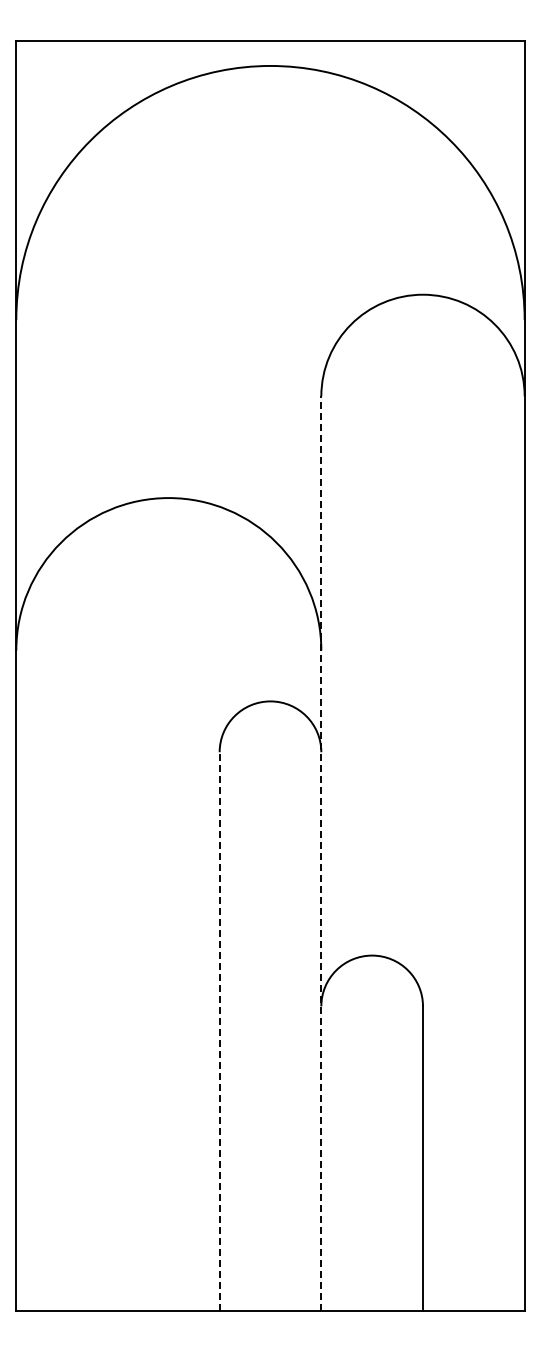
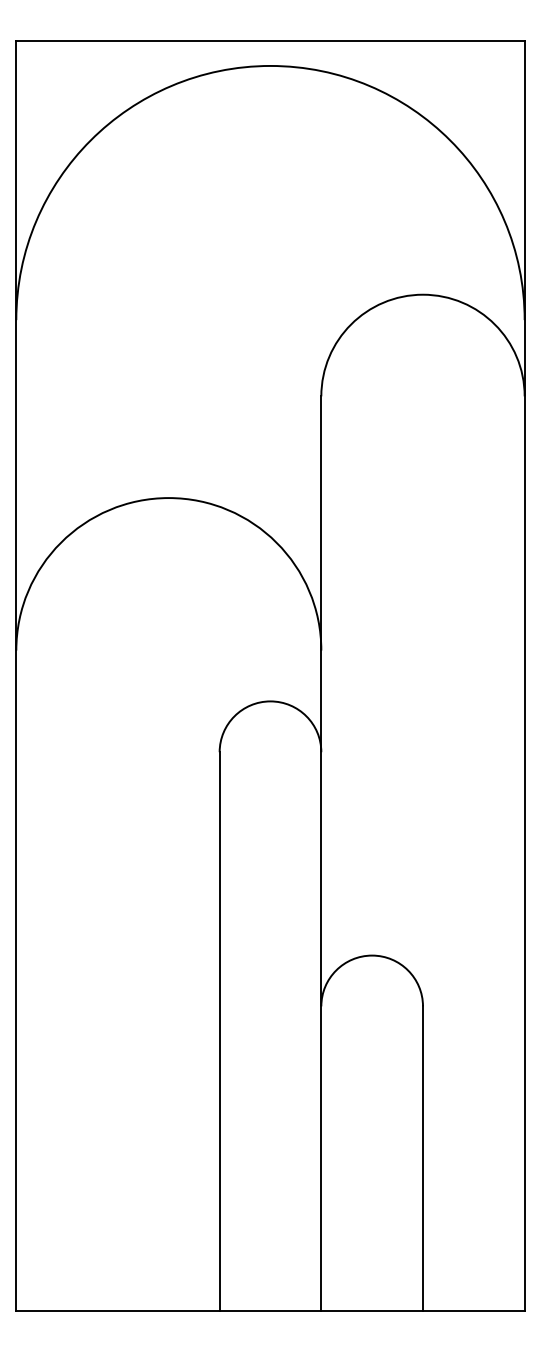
line: dashed -> solid (321, 853)
line: dashed -> solid (219, 1031)
